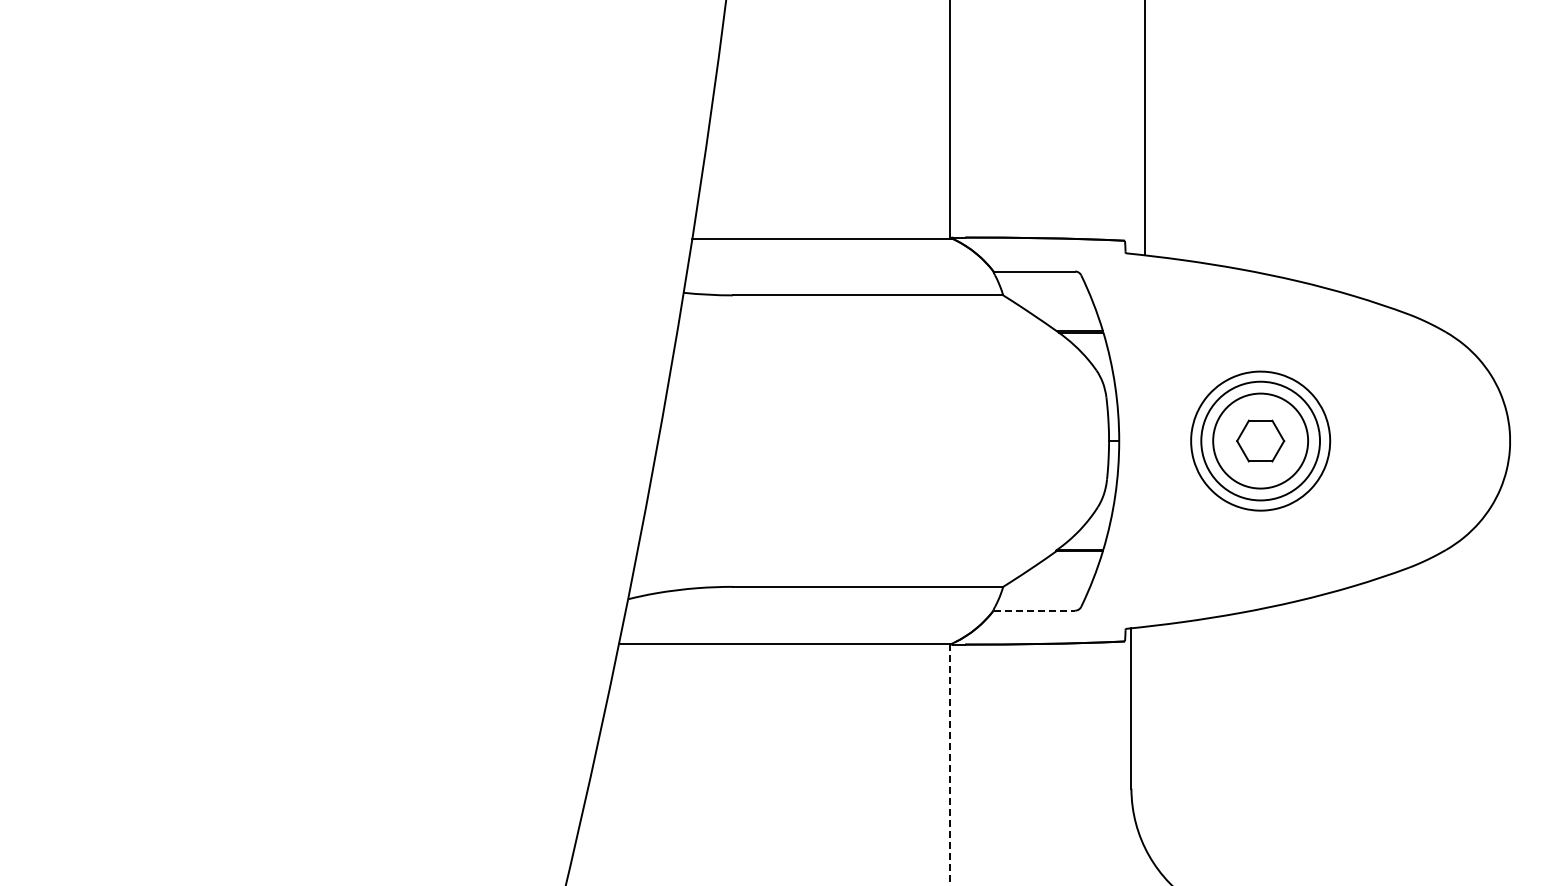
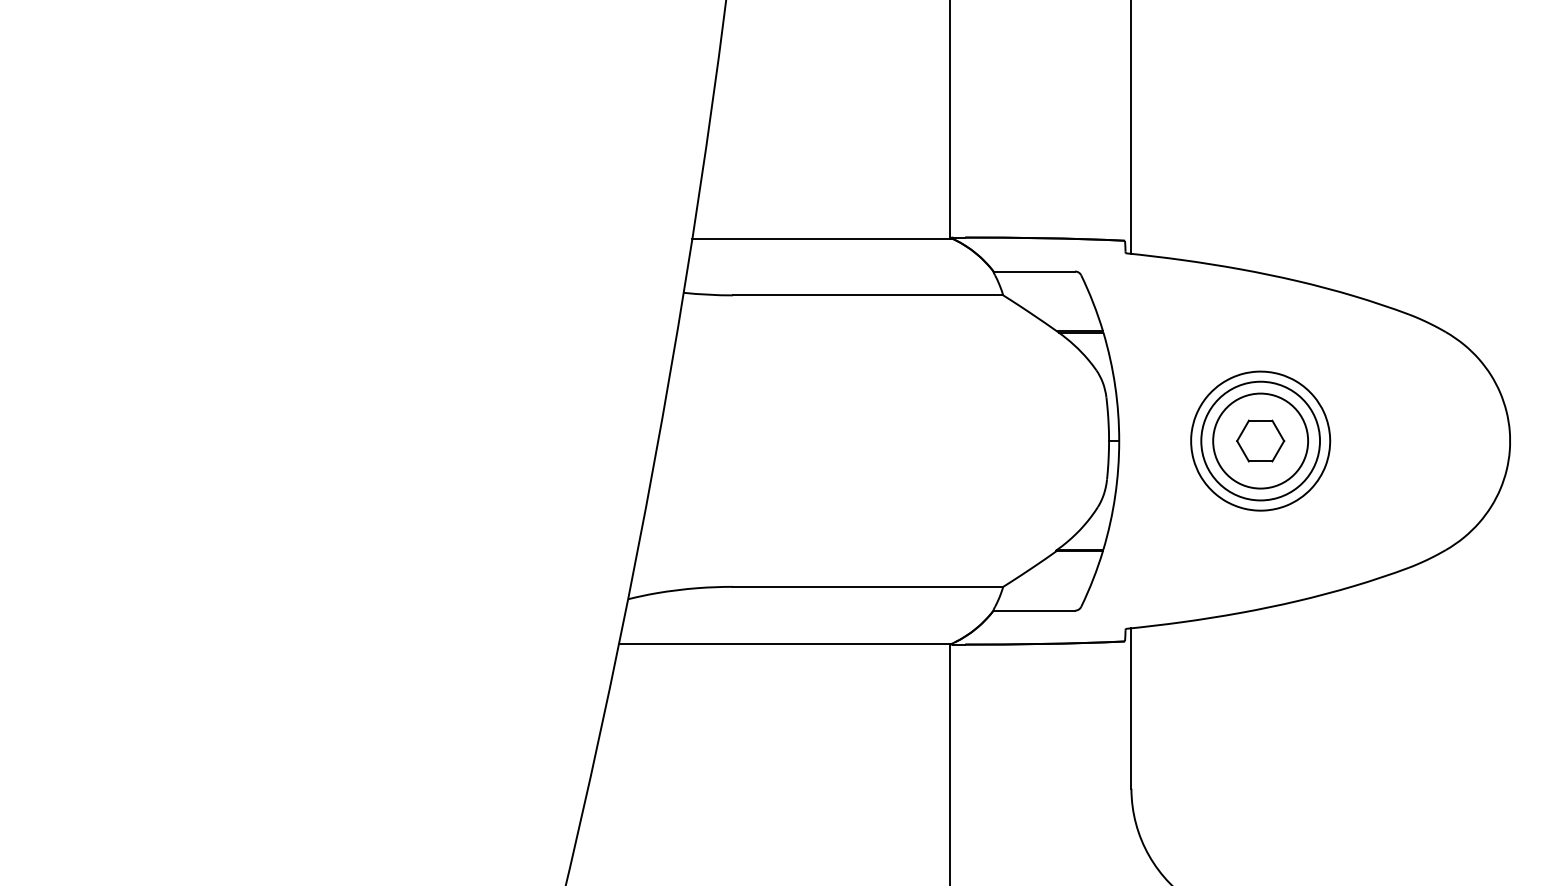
line position: (1145, 127) -> (1131, 127) (1131, 127)
line: dashed -> solid (1034, 610)
line: dashed -> solid (949, 764)
